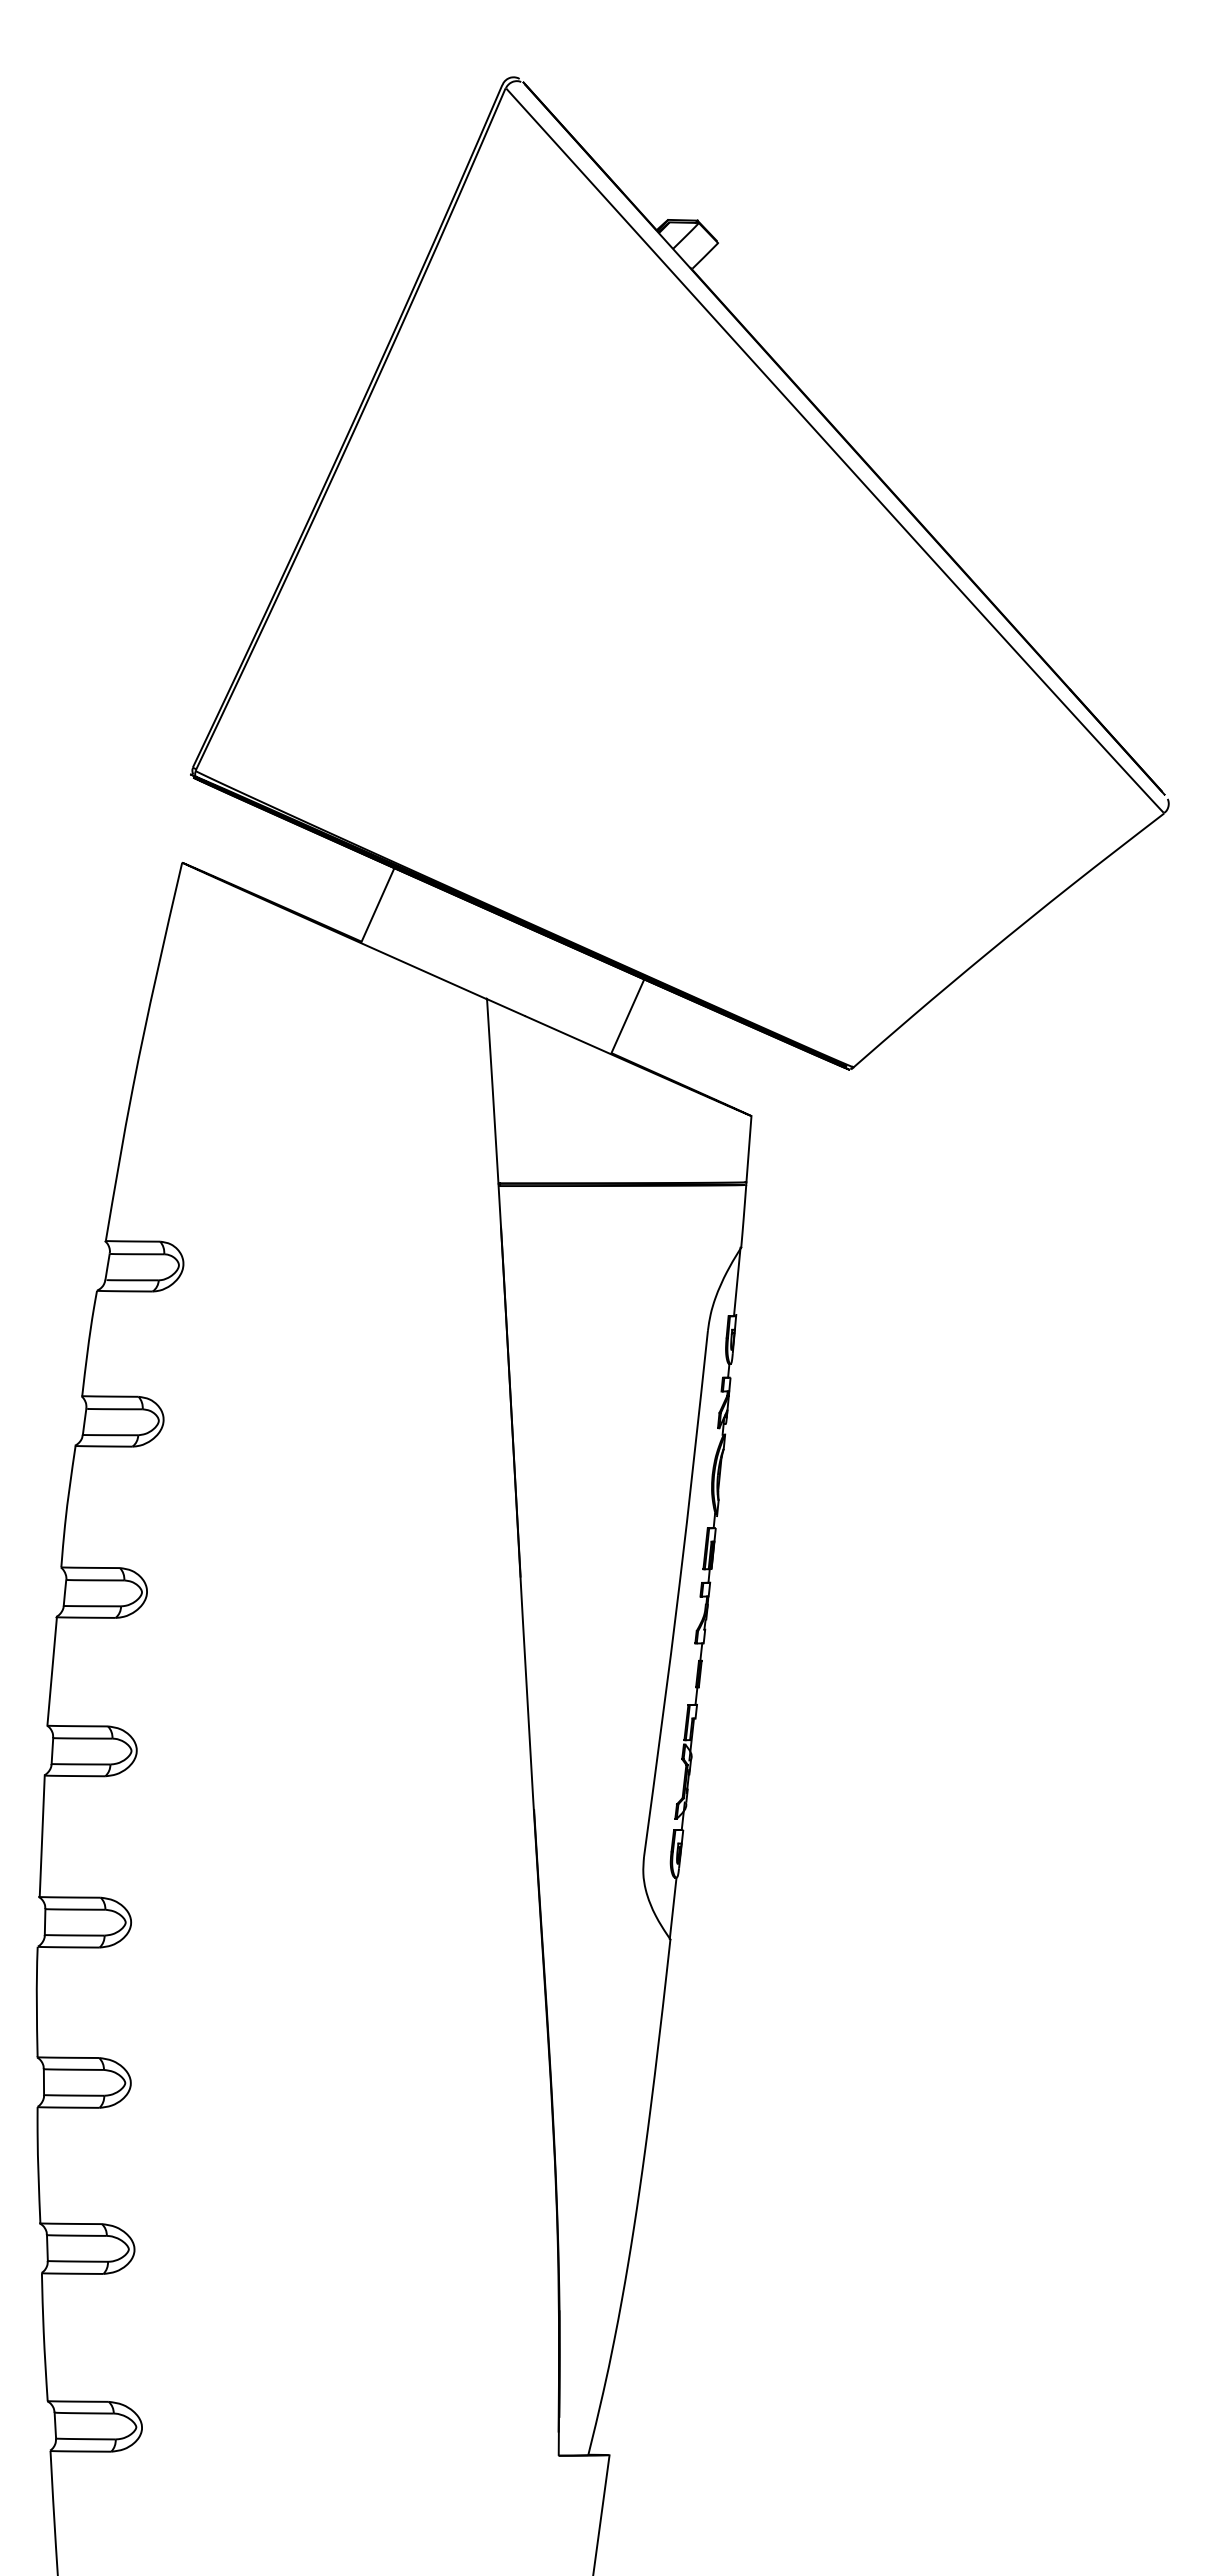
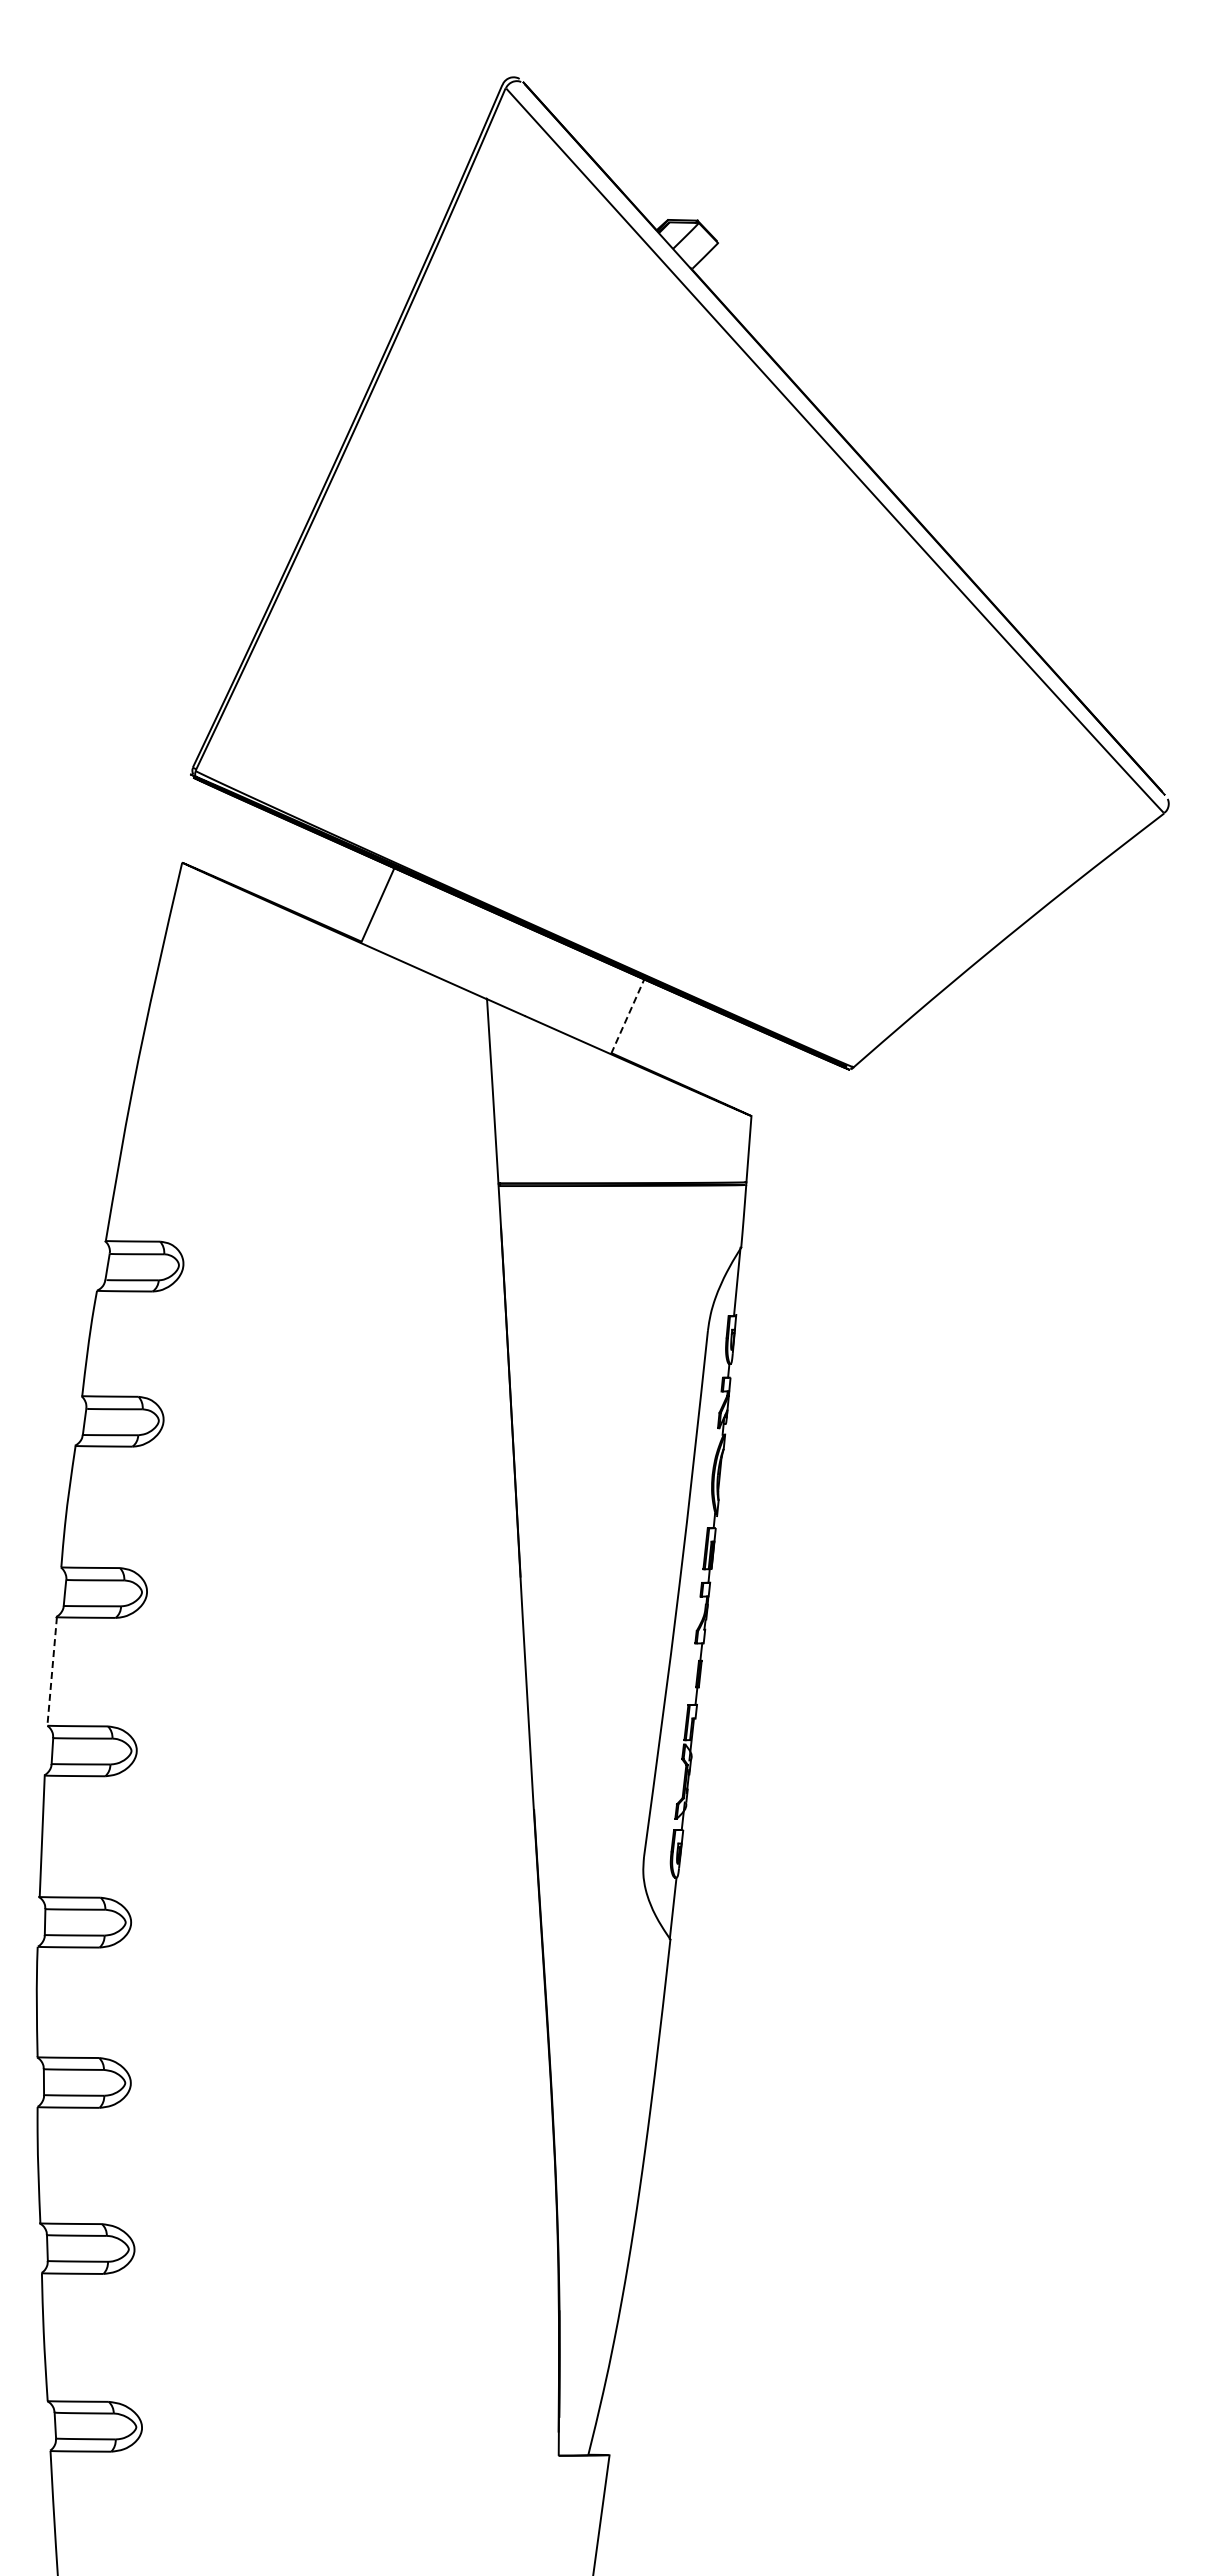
line: solid -> dashed (627, 1016)
line: solid -> dashed (52, 1671)
